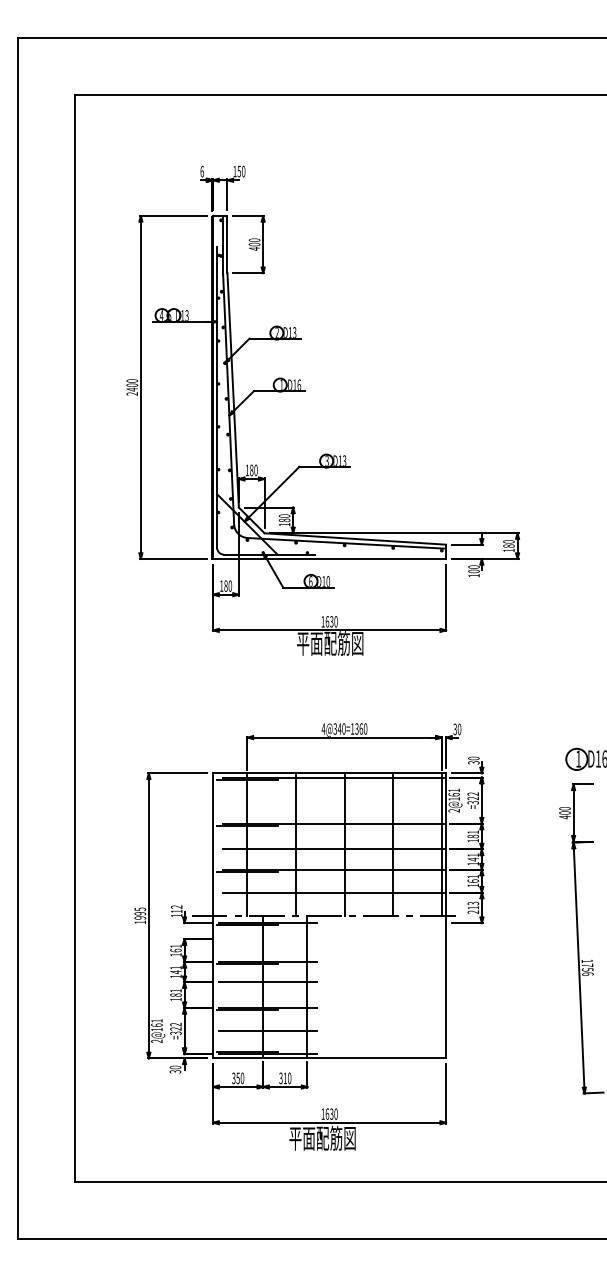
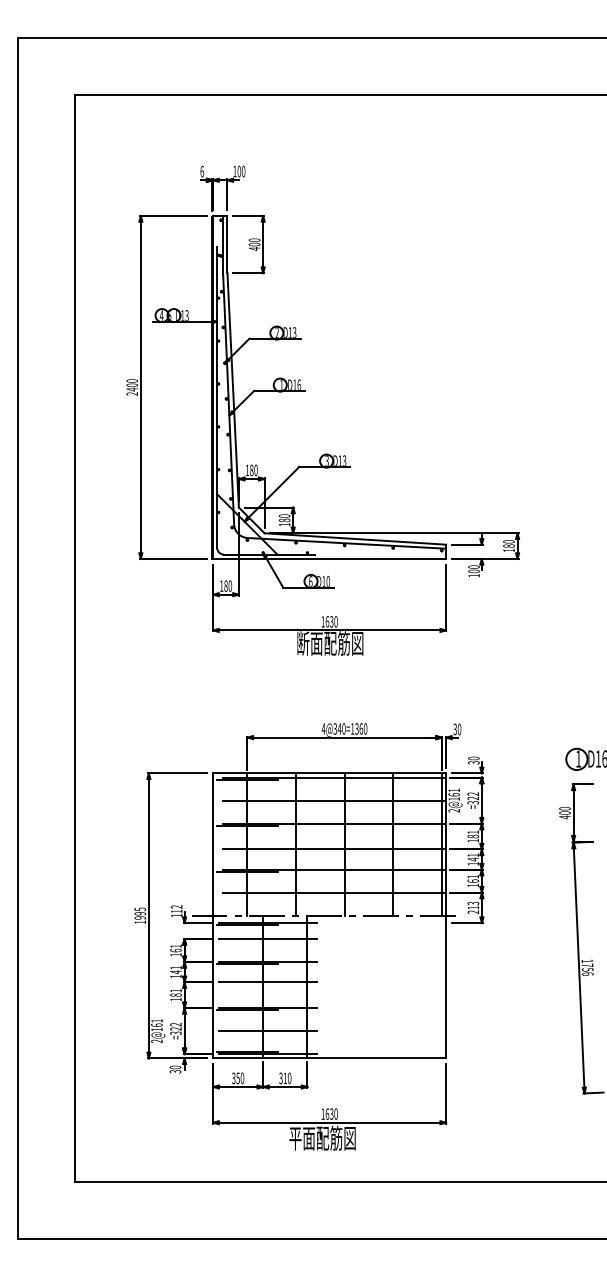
text: 150 -> 100 (239, 171)
text: 平面配筋図 -> 断面配筋図 (303, 643)
line: none -> present (333, 800)
line: none -> present (267, 939)
